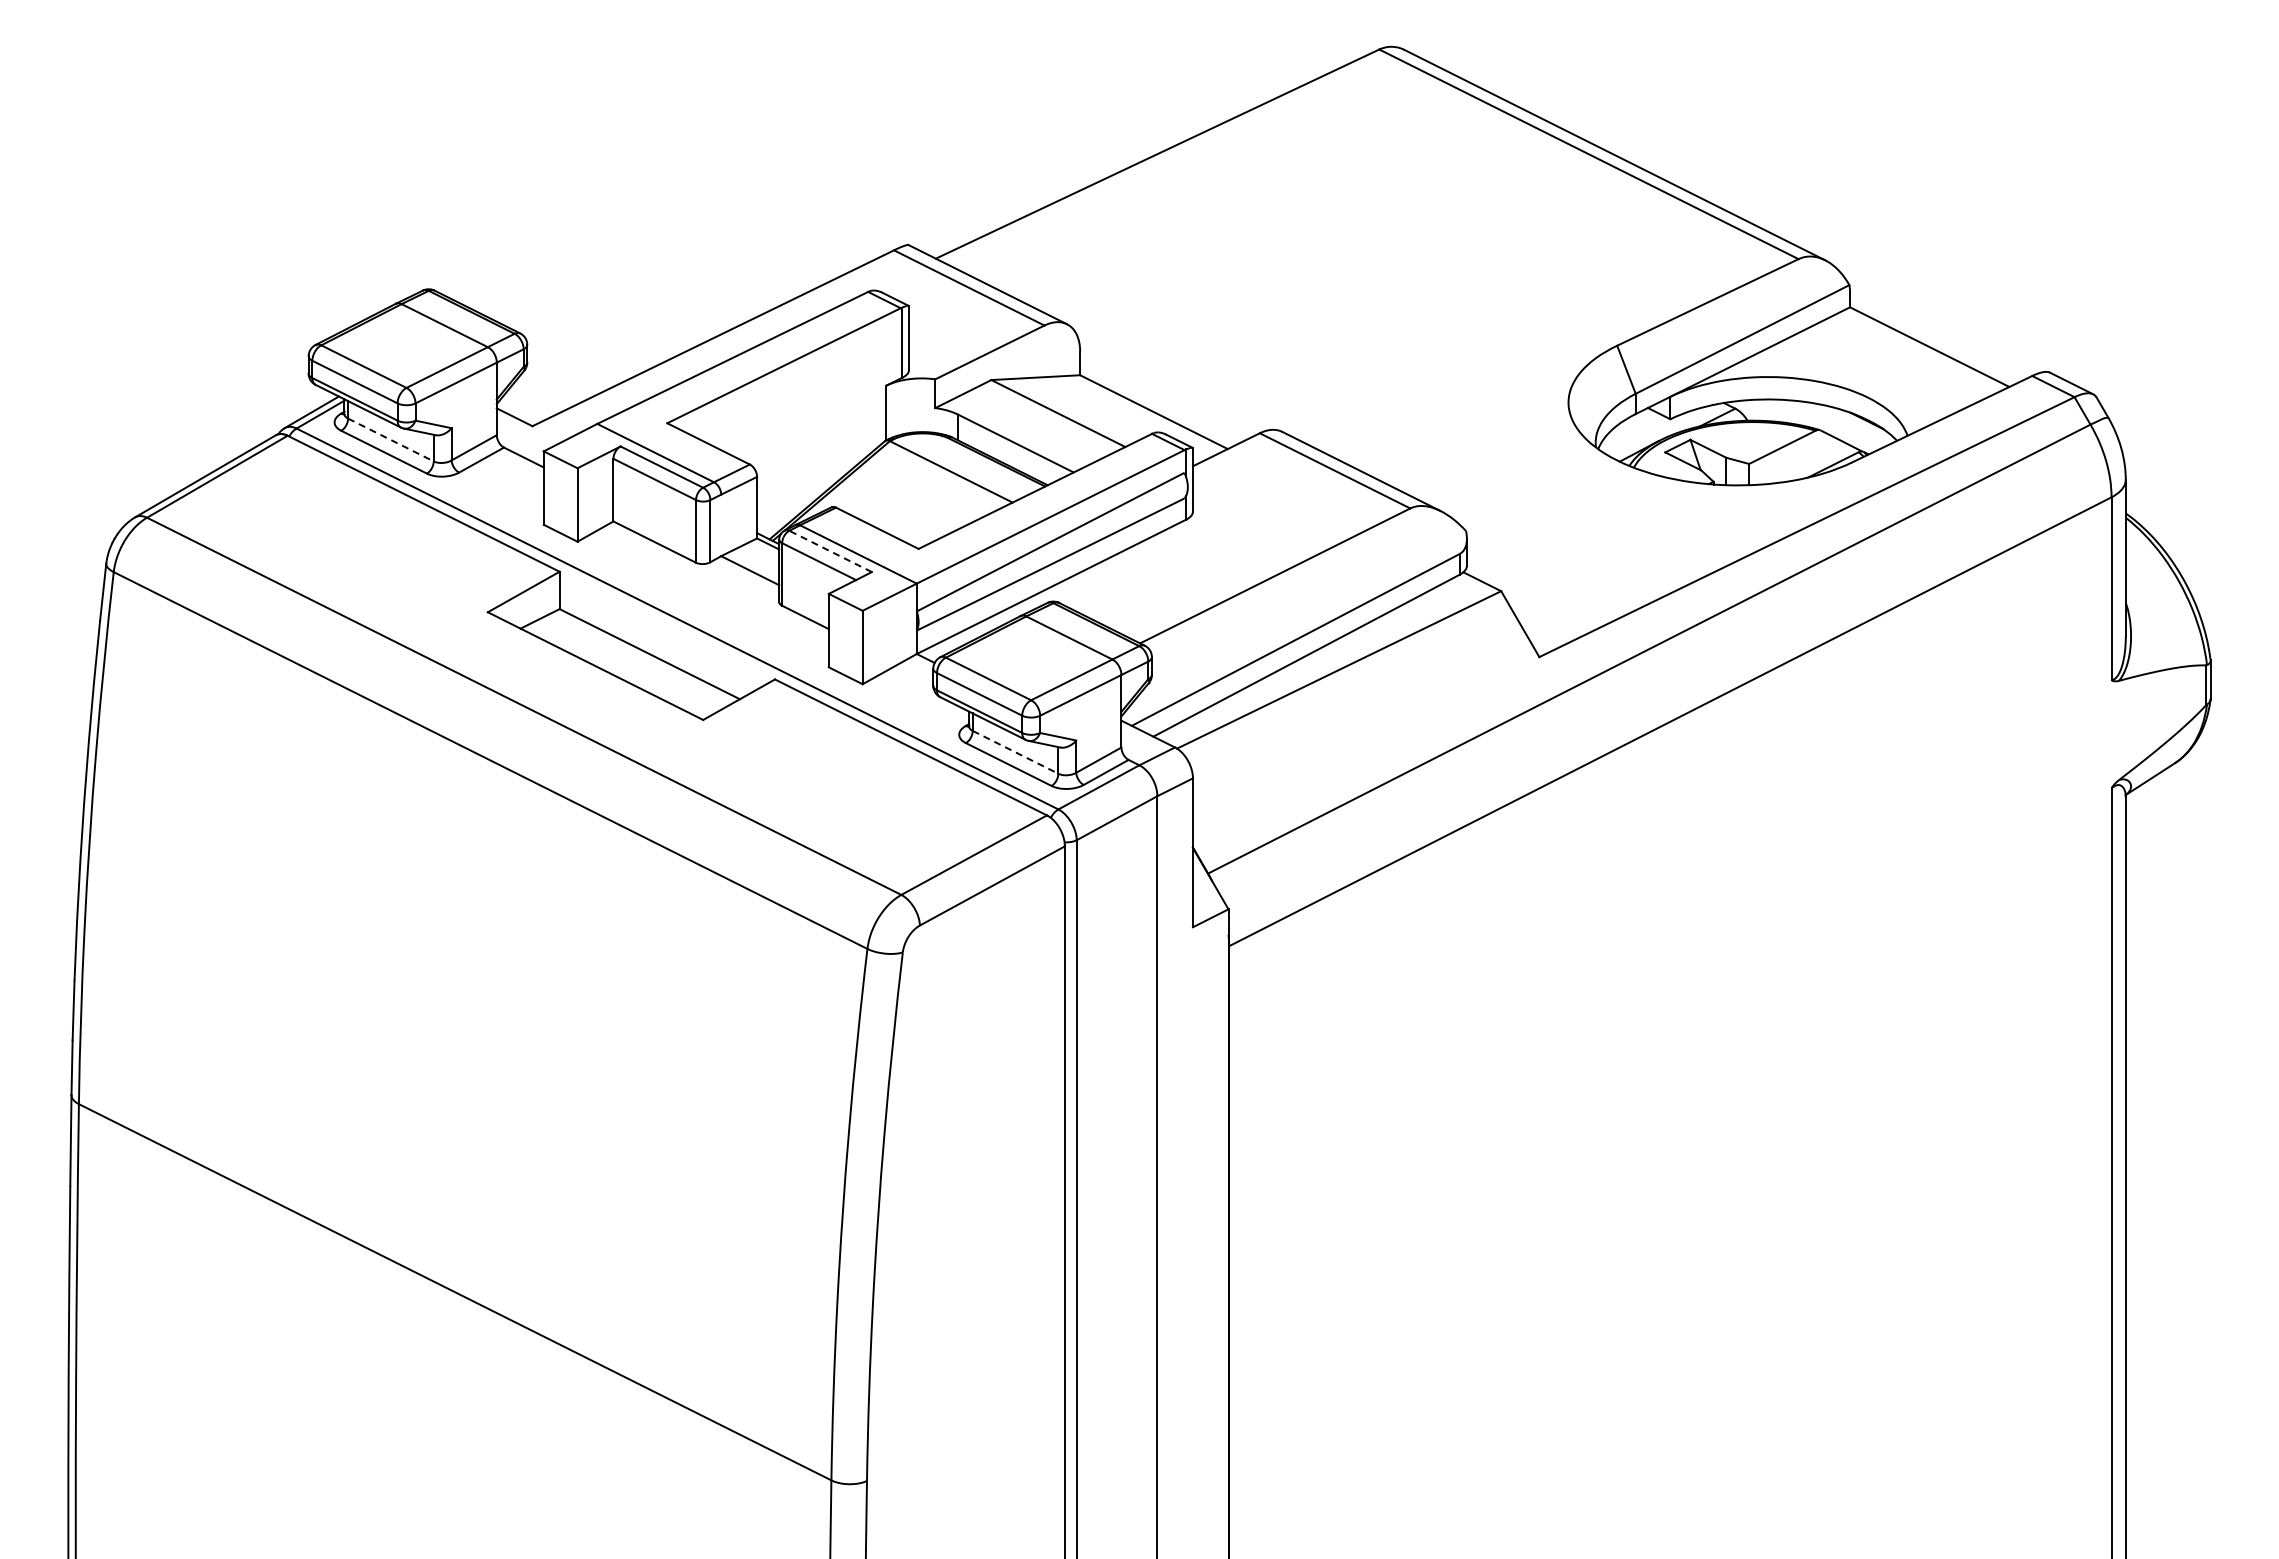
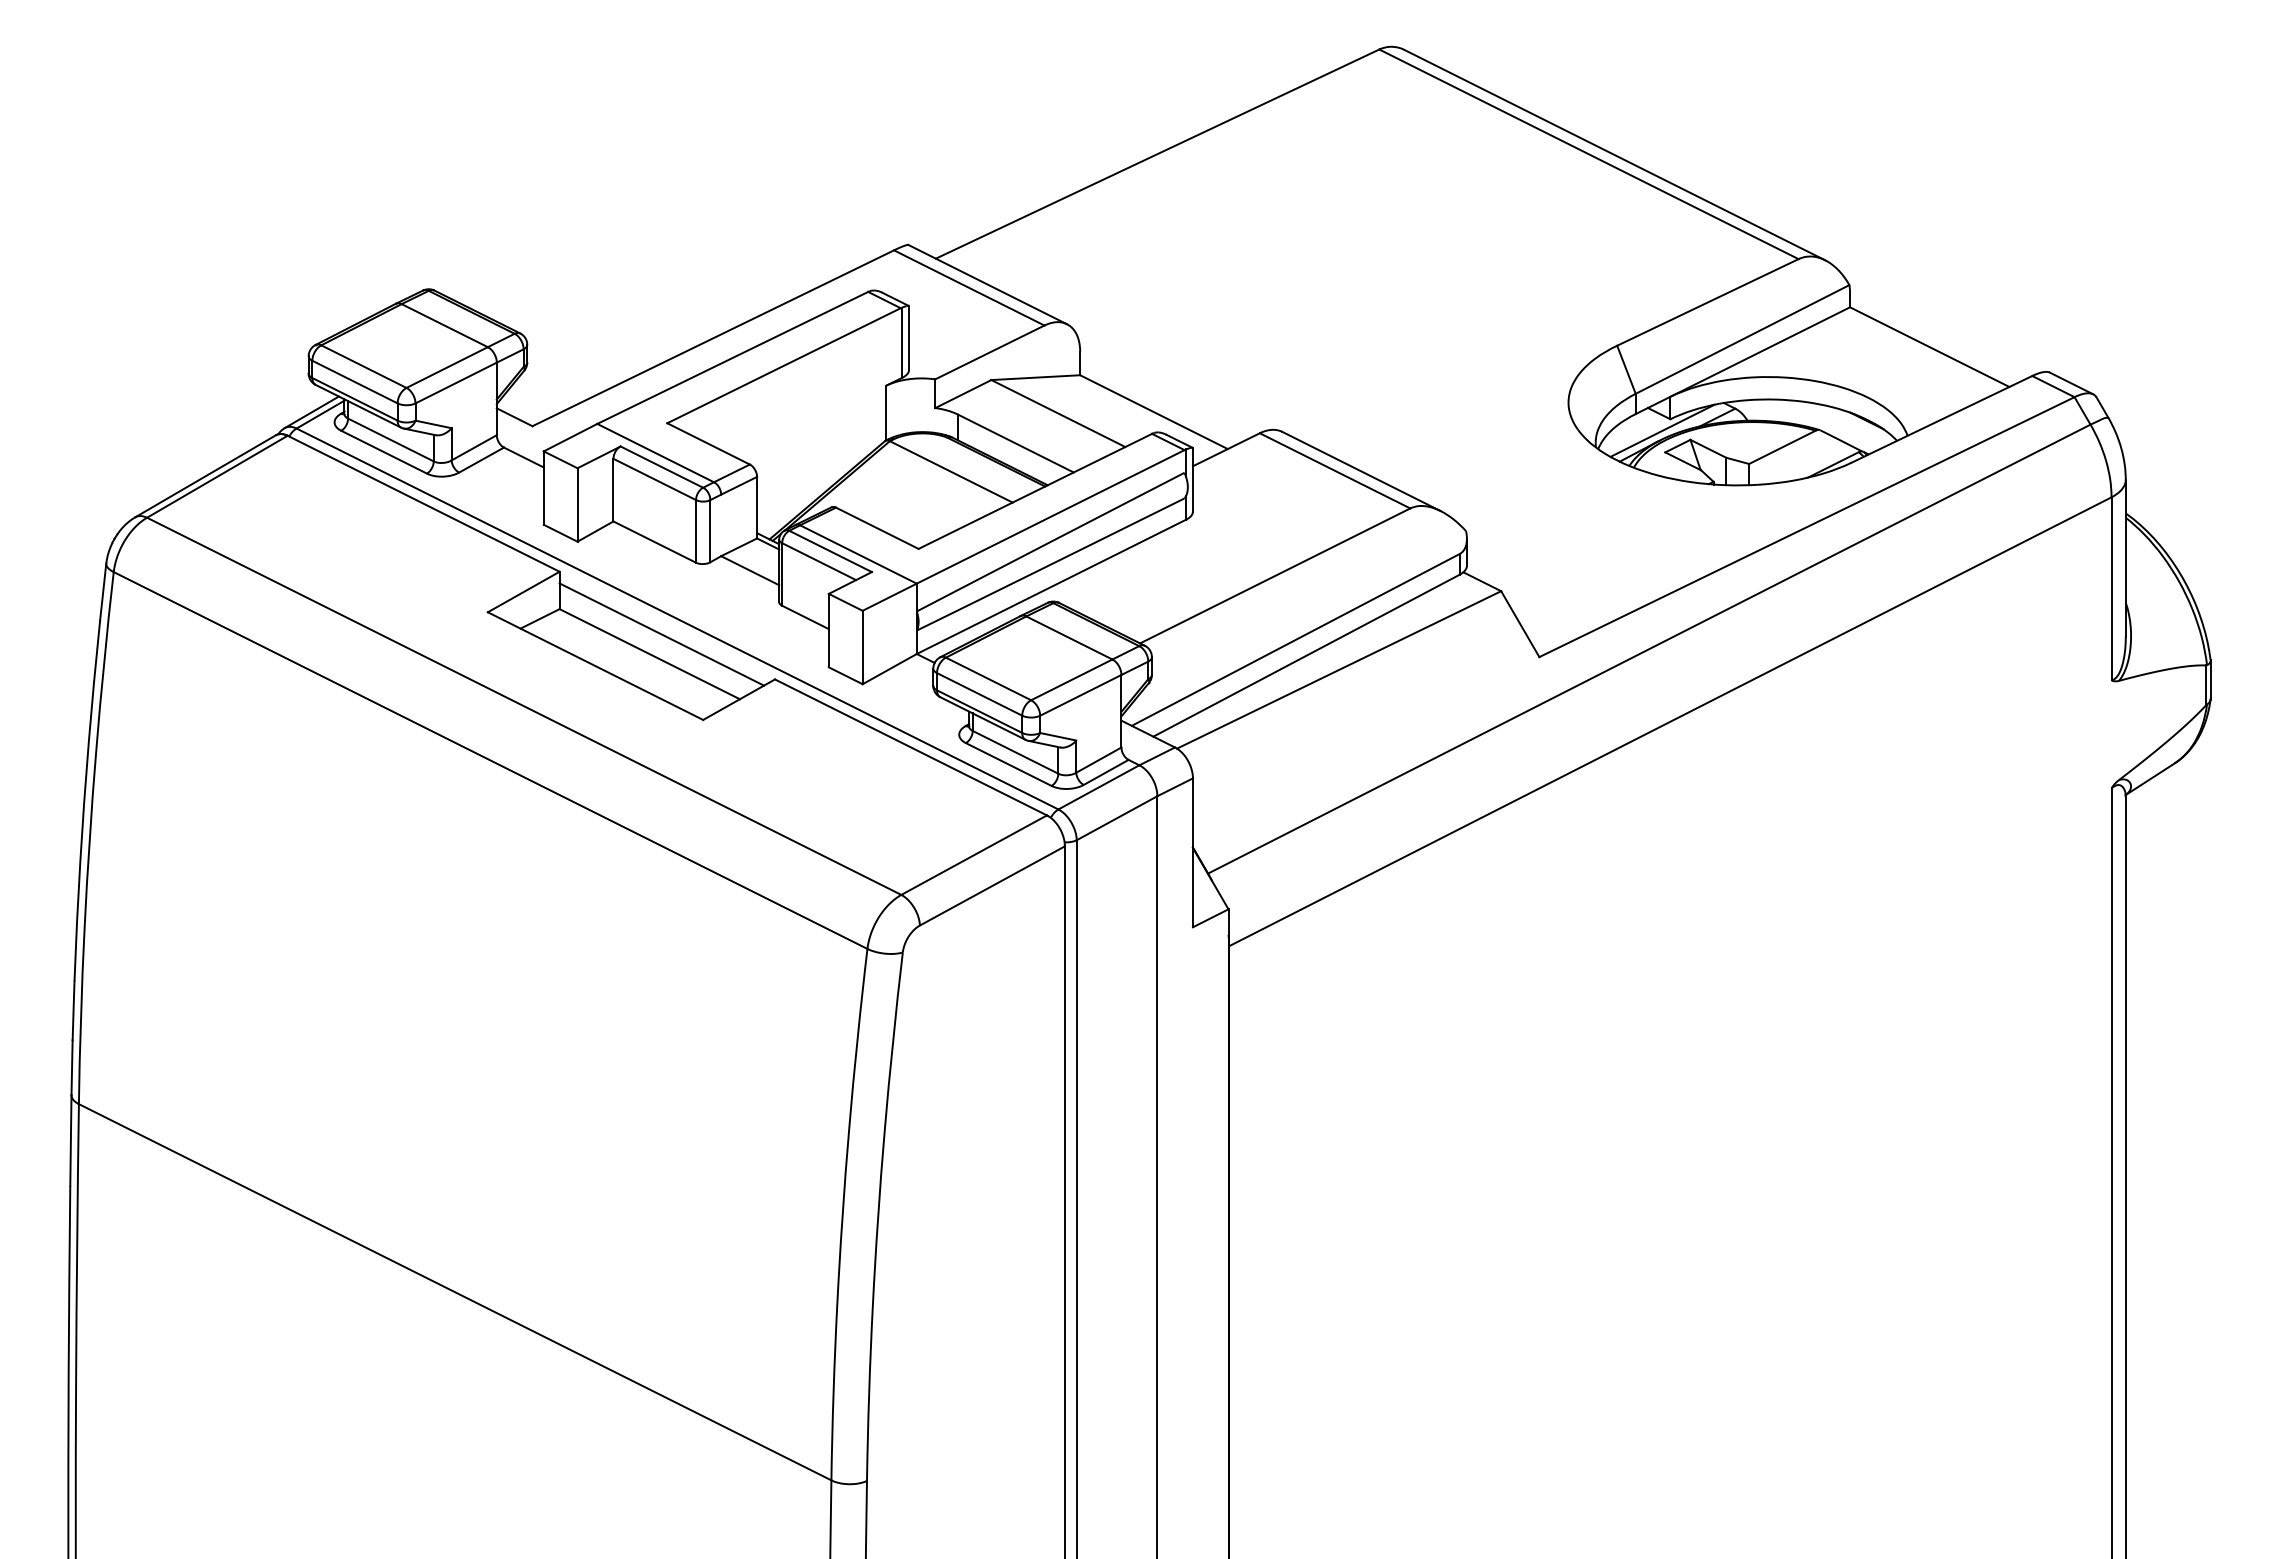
line: none -> present (1662, 430)
line: dashed -> solid (390, 440)
line: dashed -> solid (830, 551)
line: none -> present (661, 634)
line: dashed -> solid (1015, 752)
